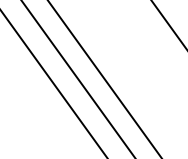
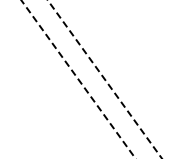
line: present -> none (168, 24)
line: solid -> dashed (78, 79)
line: solid -> dashed (105, 79)
line: present -> none (53, 83)
